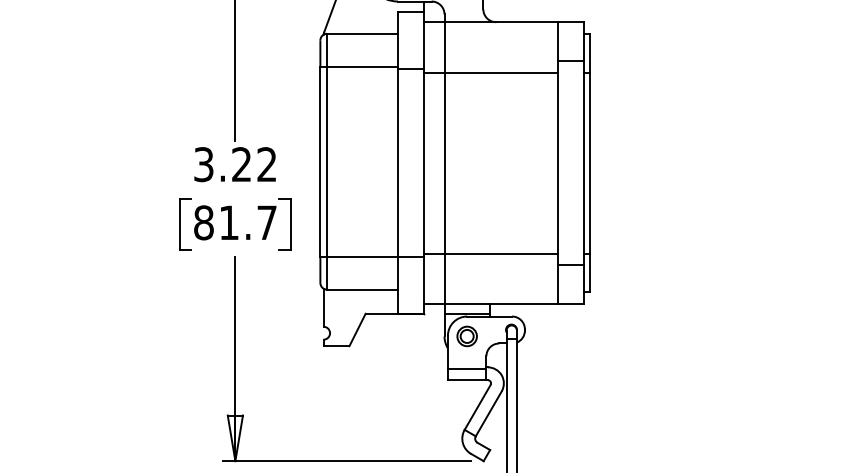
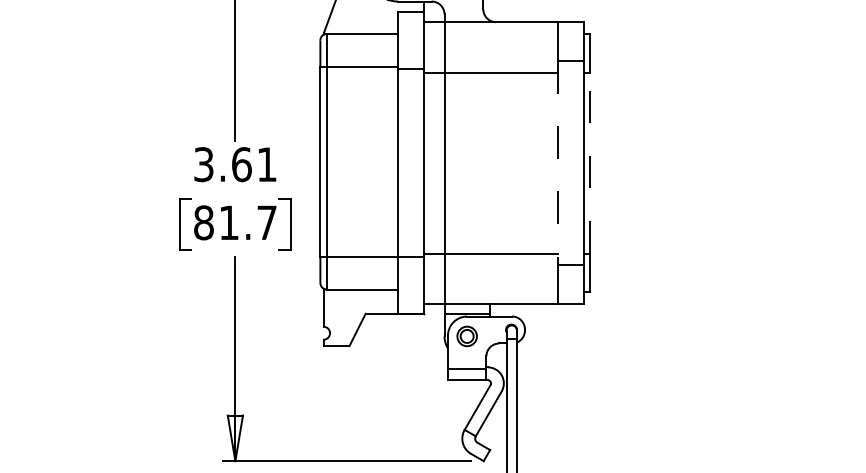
line: solid -> dashed (557, 163)
line: solid -> dashed (589, 163)
text: 3.22 -> 3.61 (254, 164)
